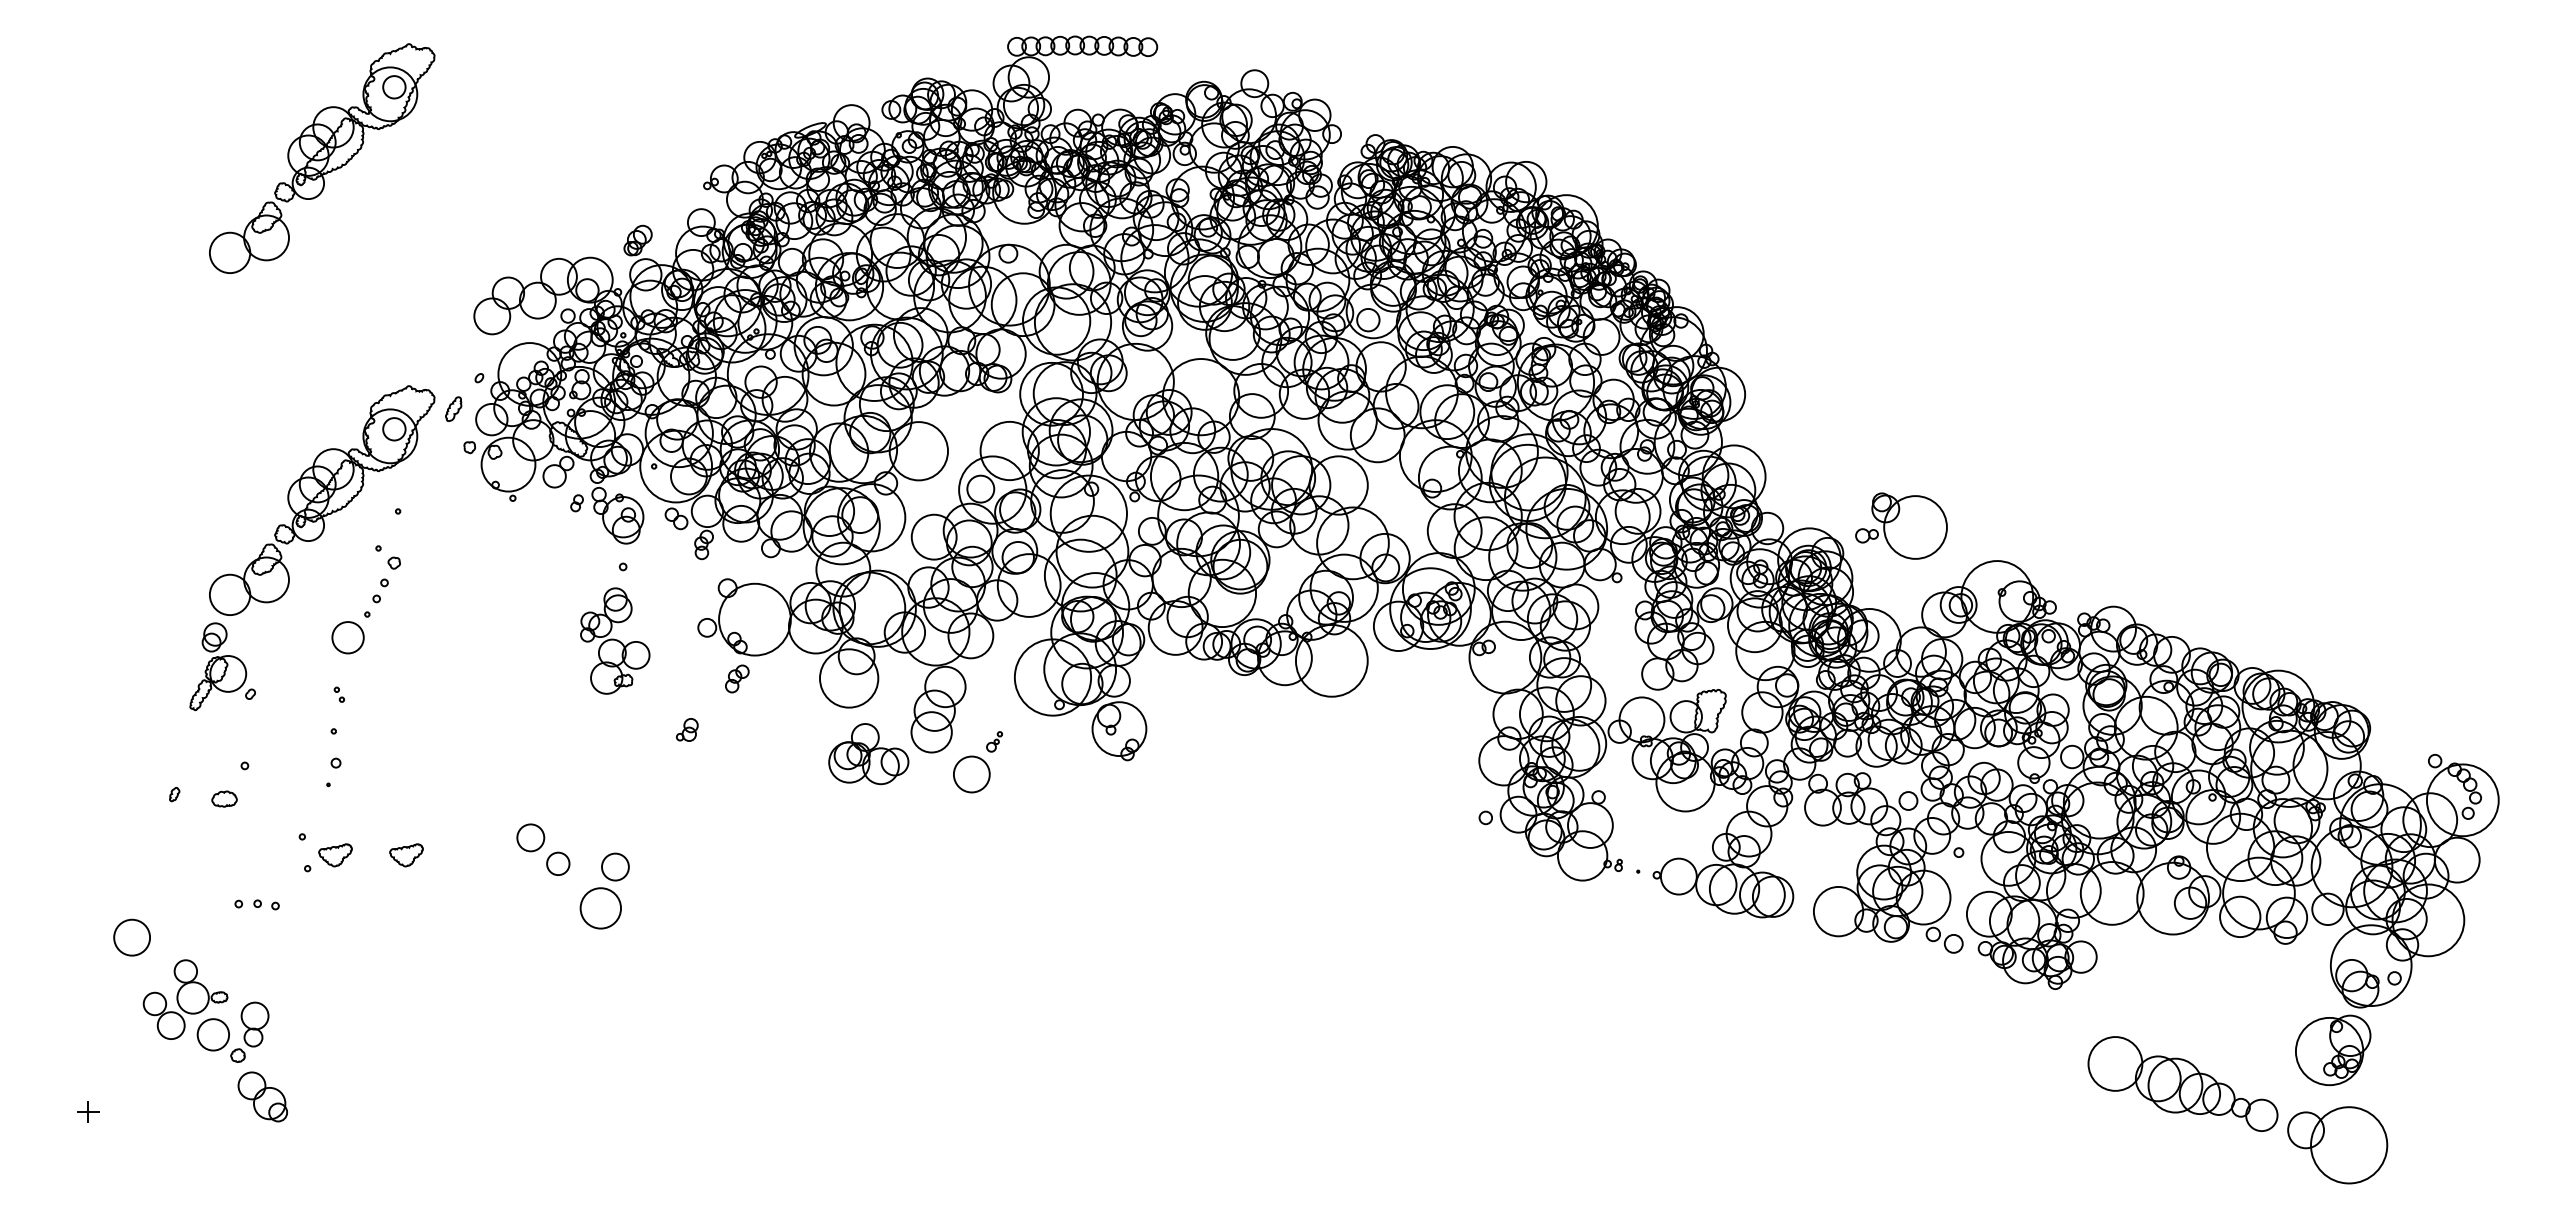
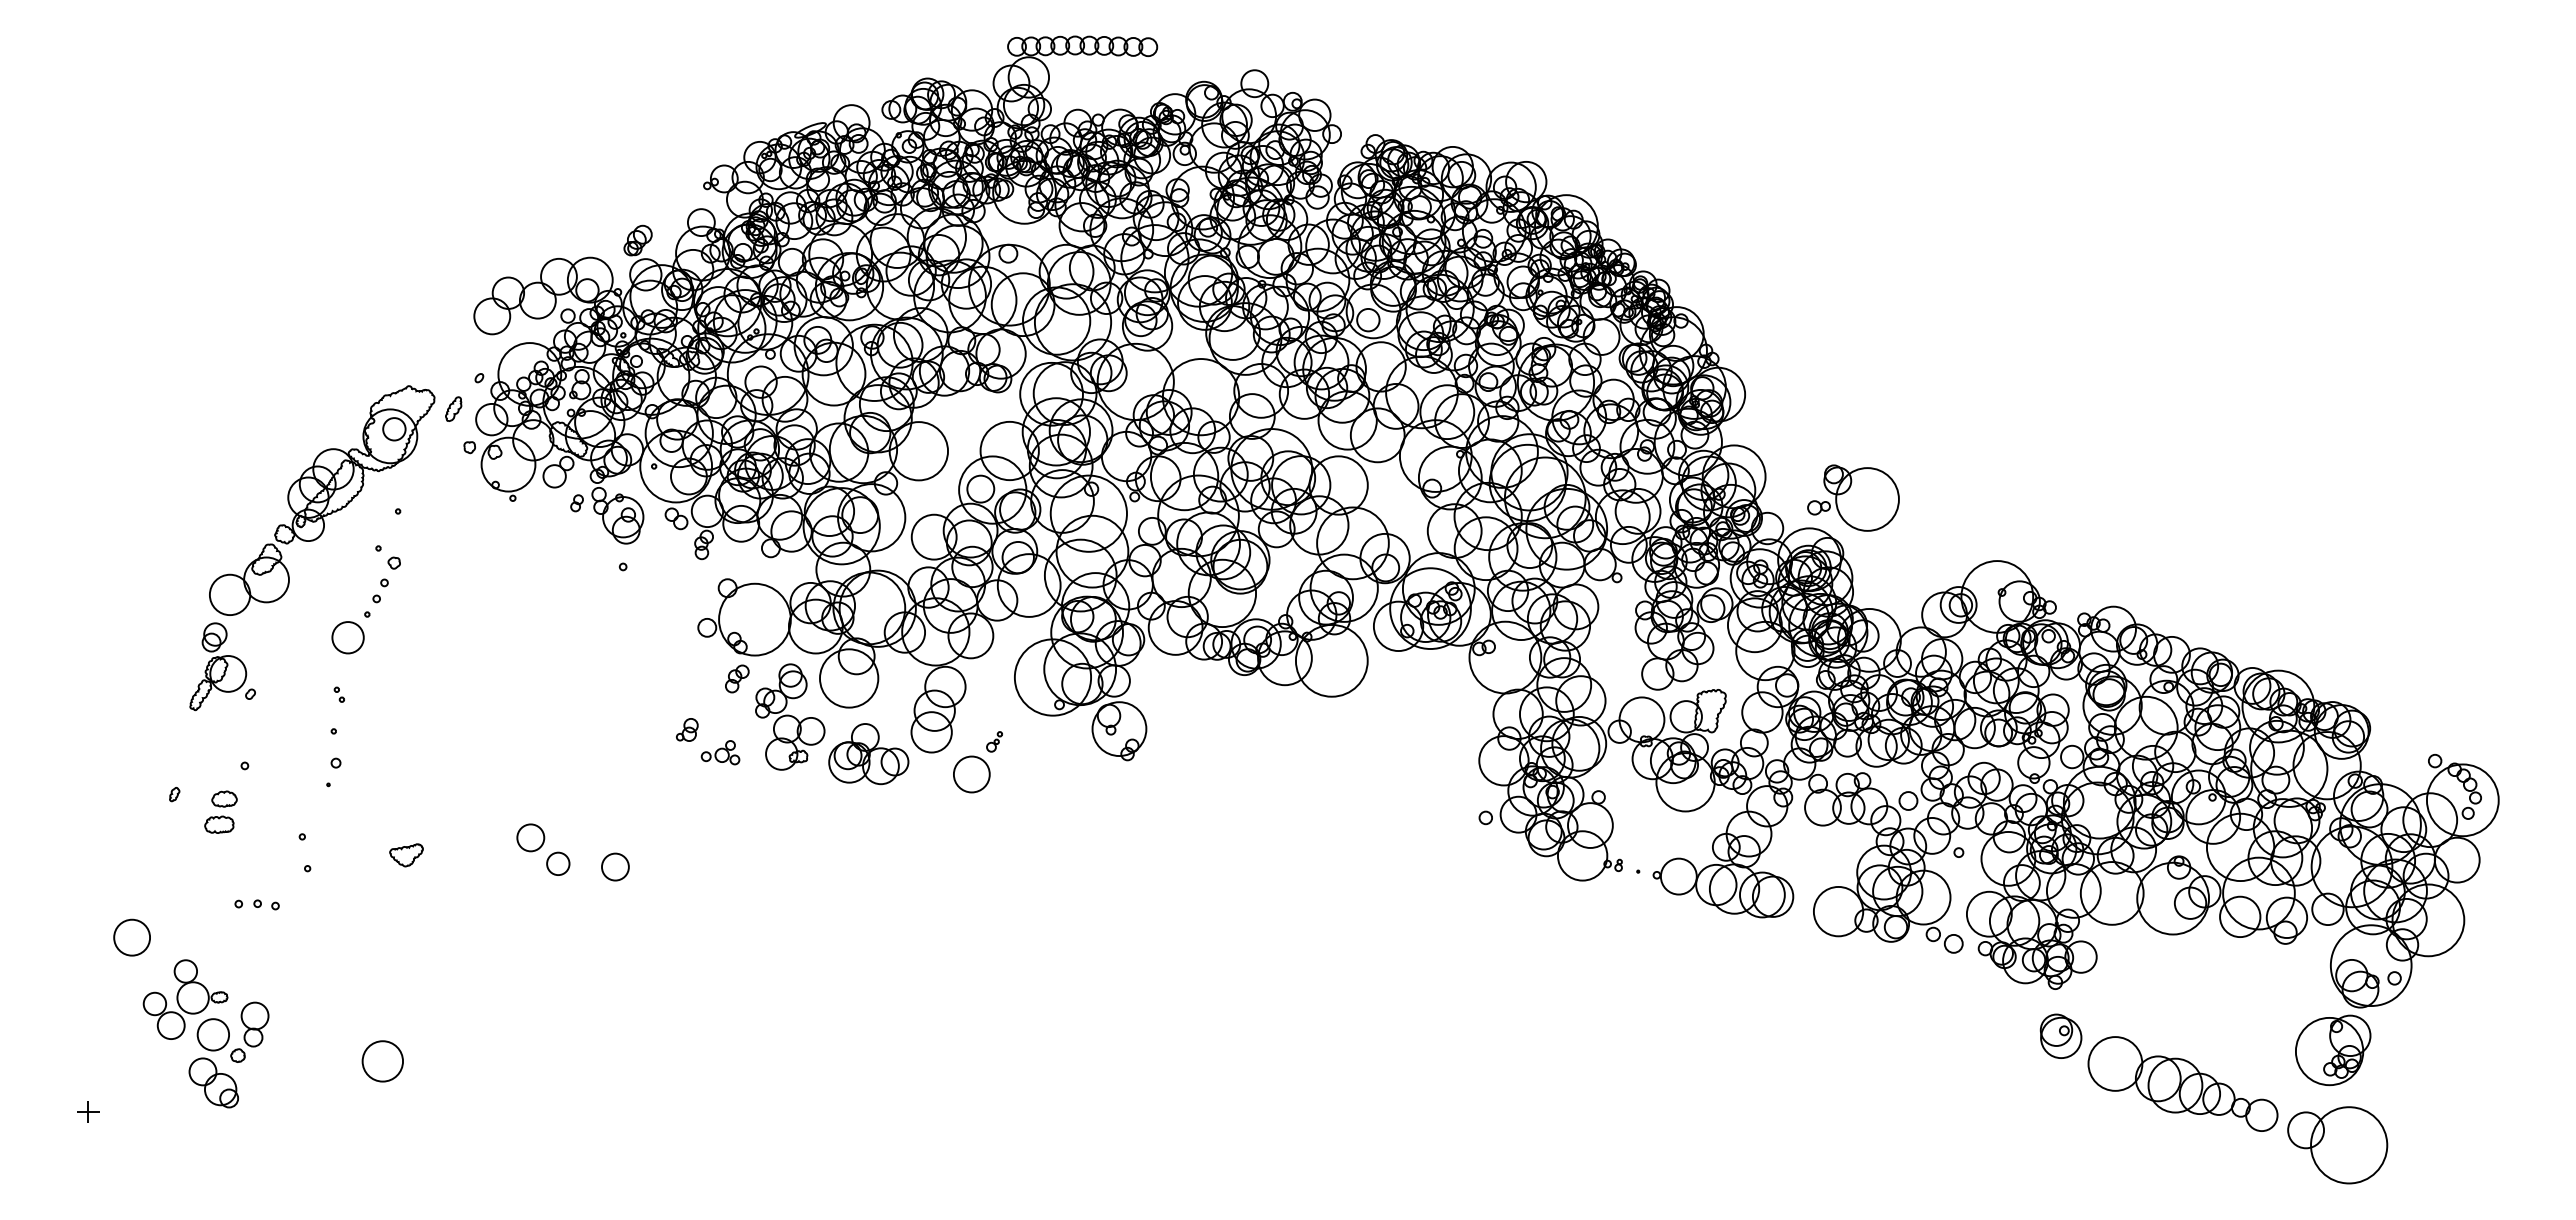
part: present -> none (322, 158)
part position: (1901, 525) -> (1853, 497) (1853, 497)
part position: (615, 640) -> (790, 716) (790, 716)
part: none -> present (720, 752)
part: none -> present (219, 824)
part: present -> none (335, 855)
circle position: (600, 908) -> (382, 1061) (382, 1061)
part: none -> present (2060, 1035)
part position: (262, 1096) -> (213, 1082) (213, 1082)
